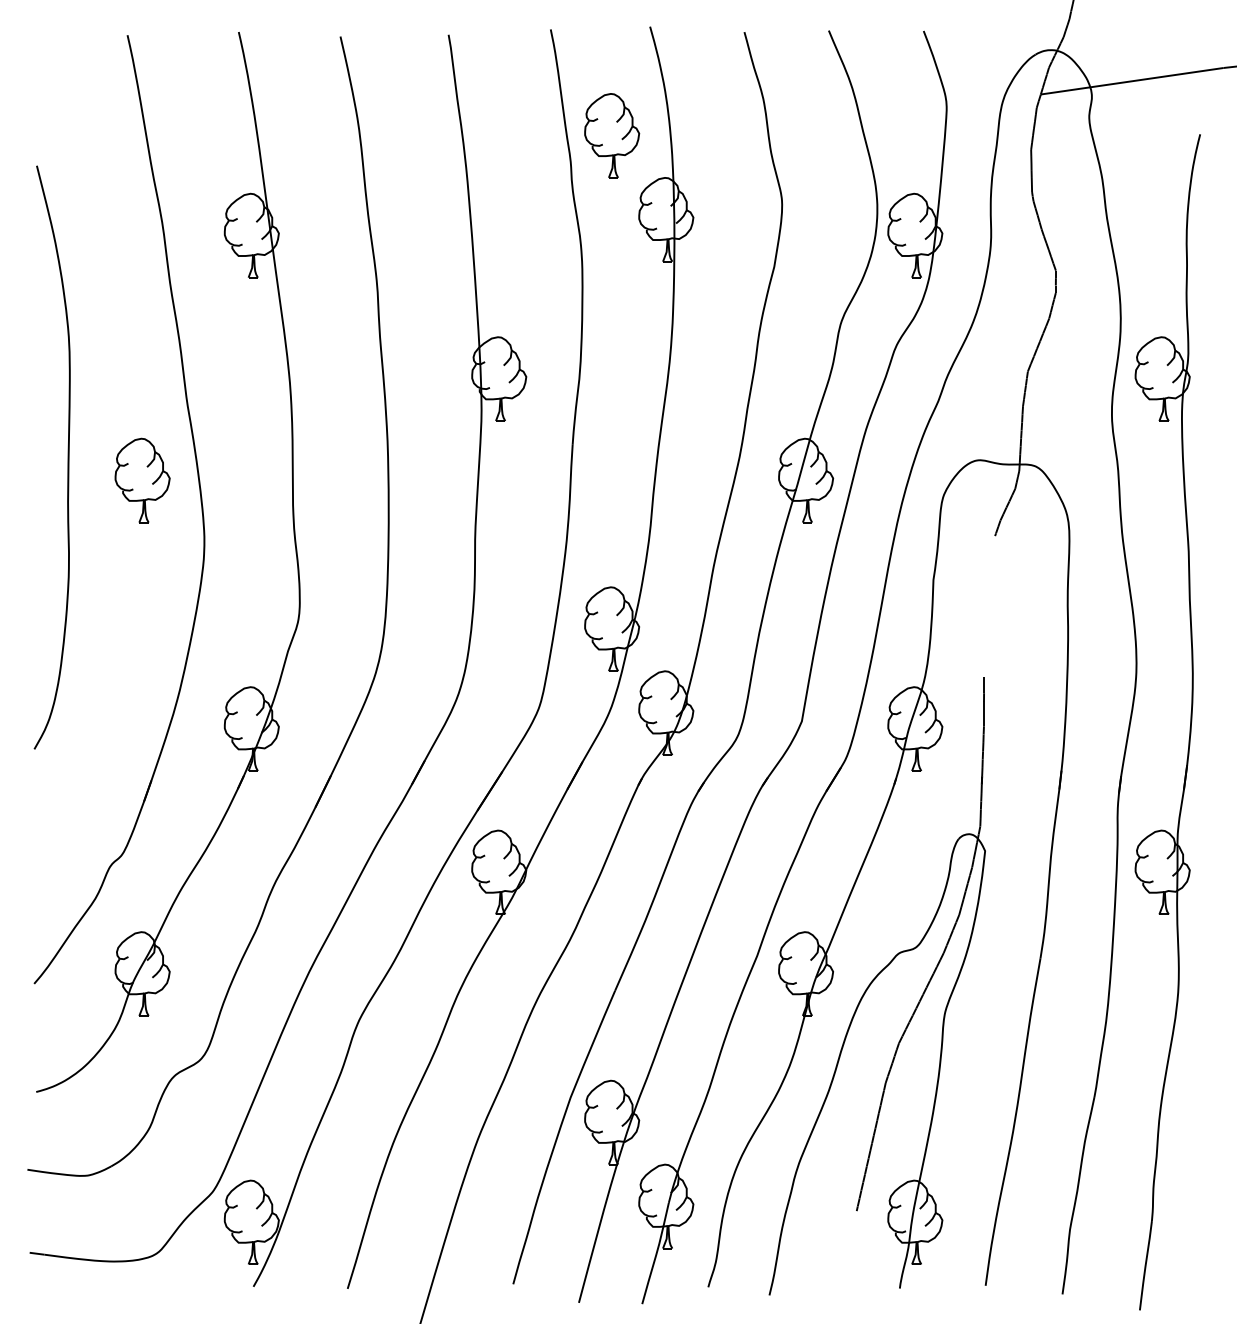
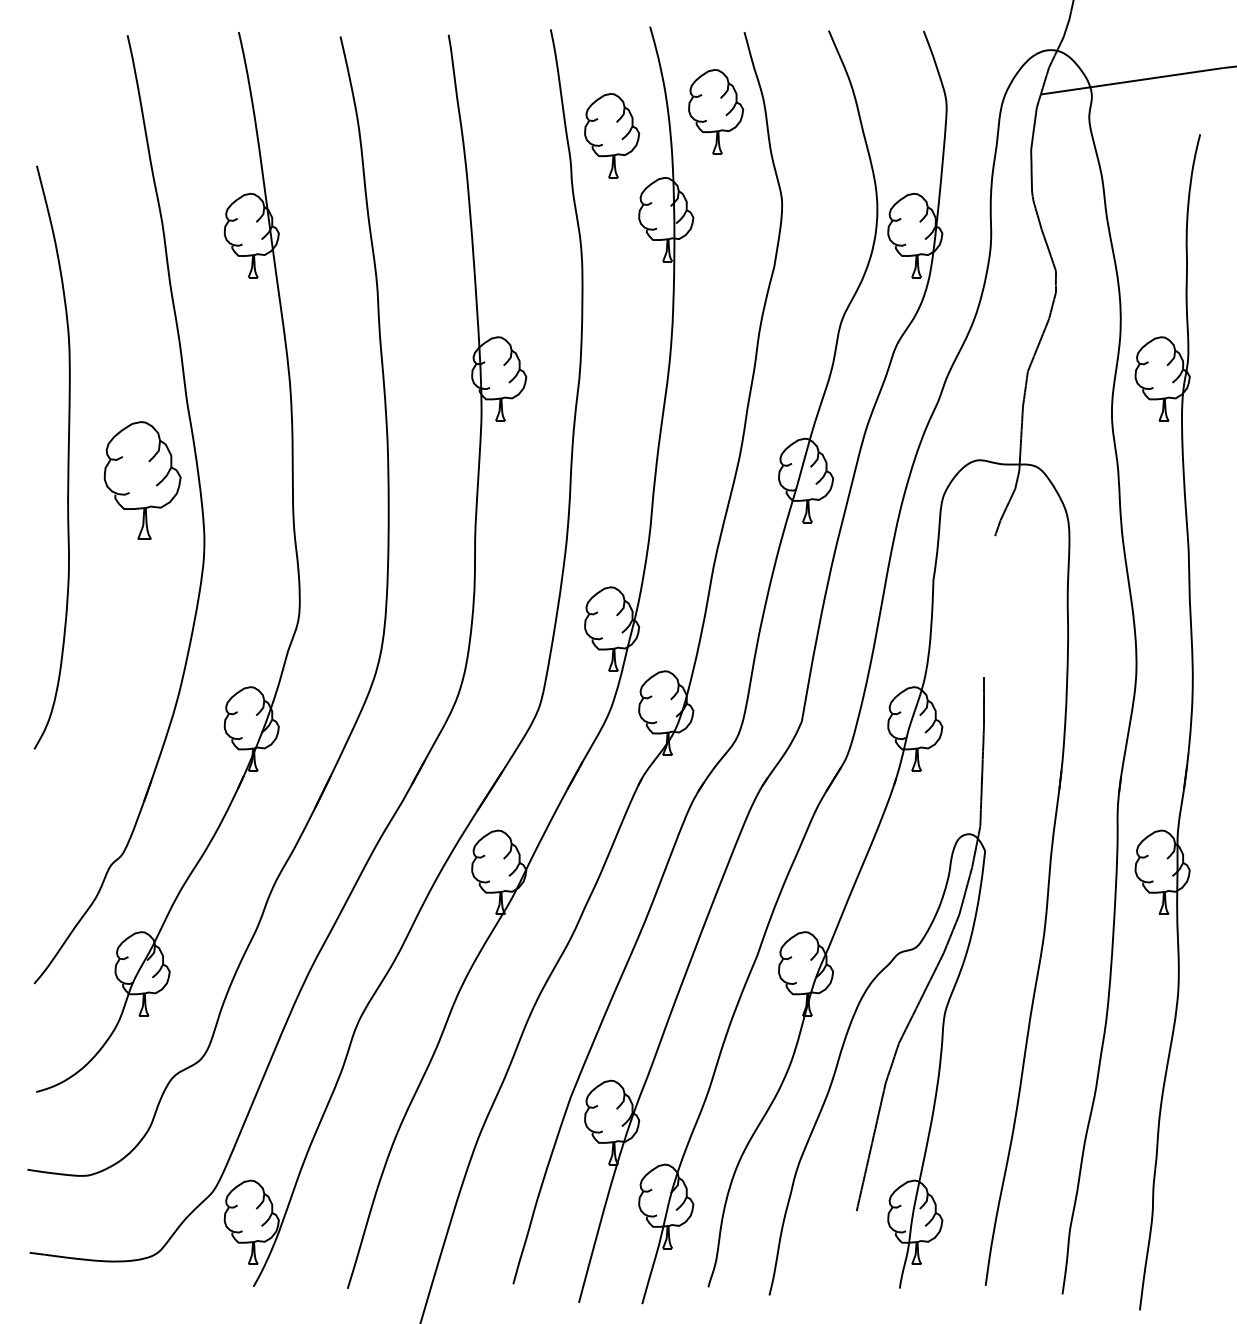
part: none -> present (716, 111)
part size: 57x87 px -> 79x119 px (142, 480)
